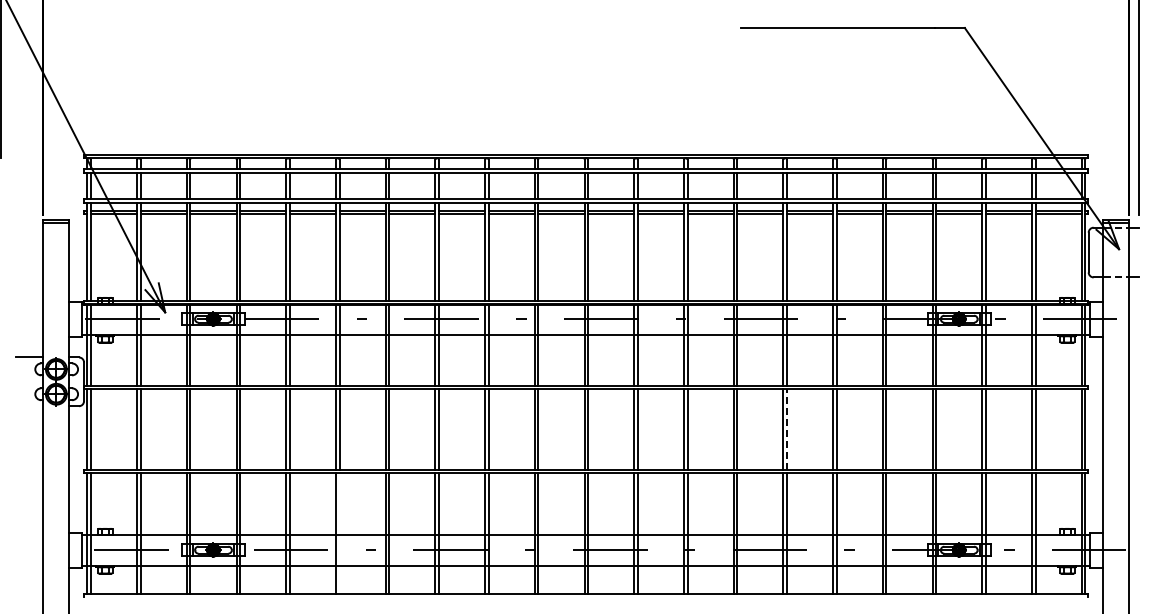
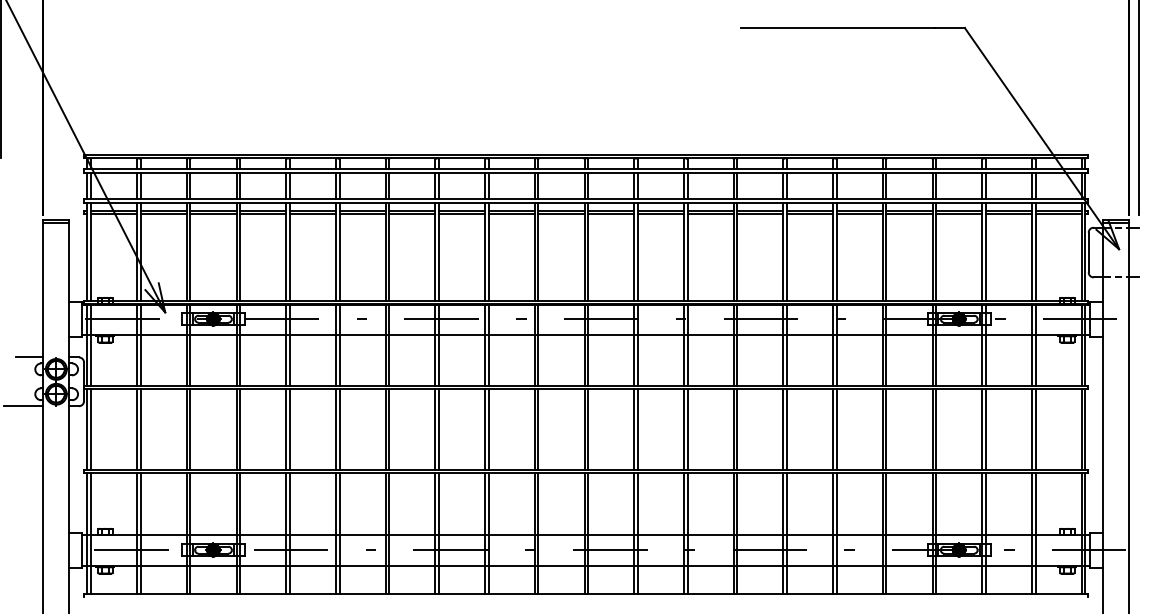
line: none -> present (23, 406)
line: dashed -> solid (787, 428)
line: none -> present (339, 533)
